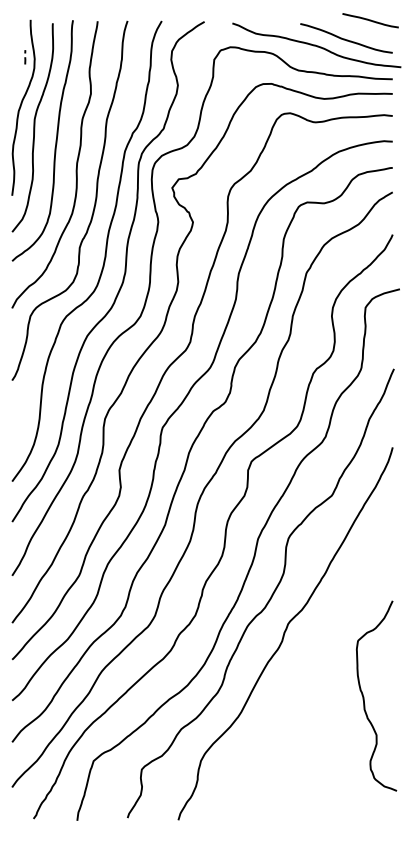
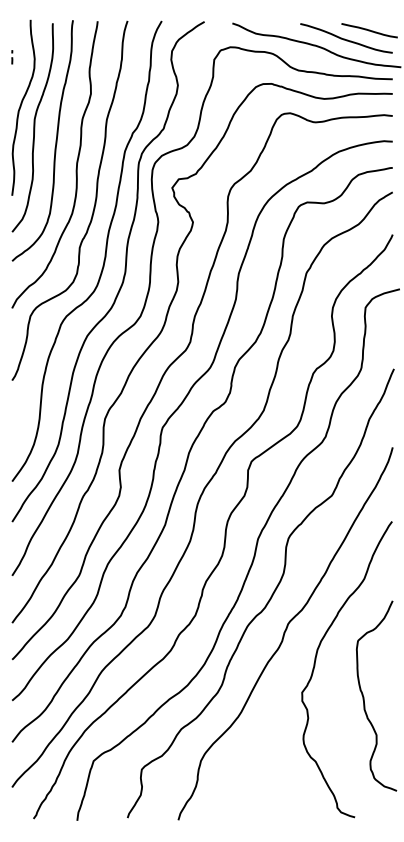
line position: (370, 20) -> (369, 30) (369, 30)
line position: (25, 57) -> (12, 57) (12, 57)
curve: none -> present (315, 666)
